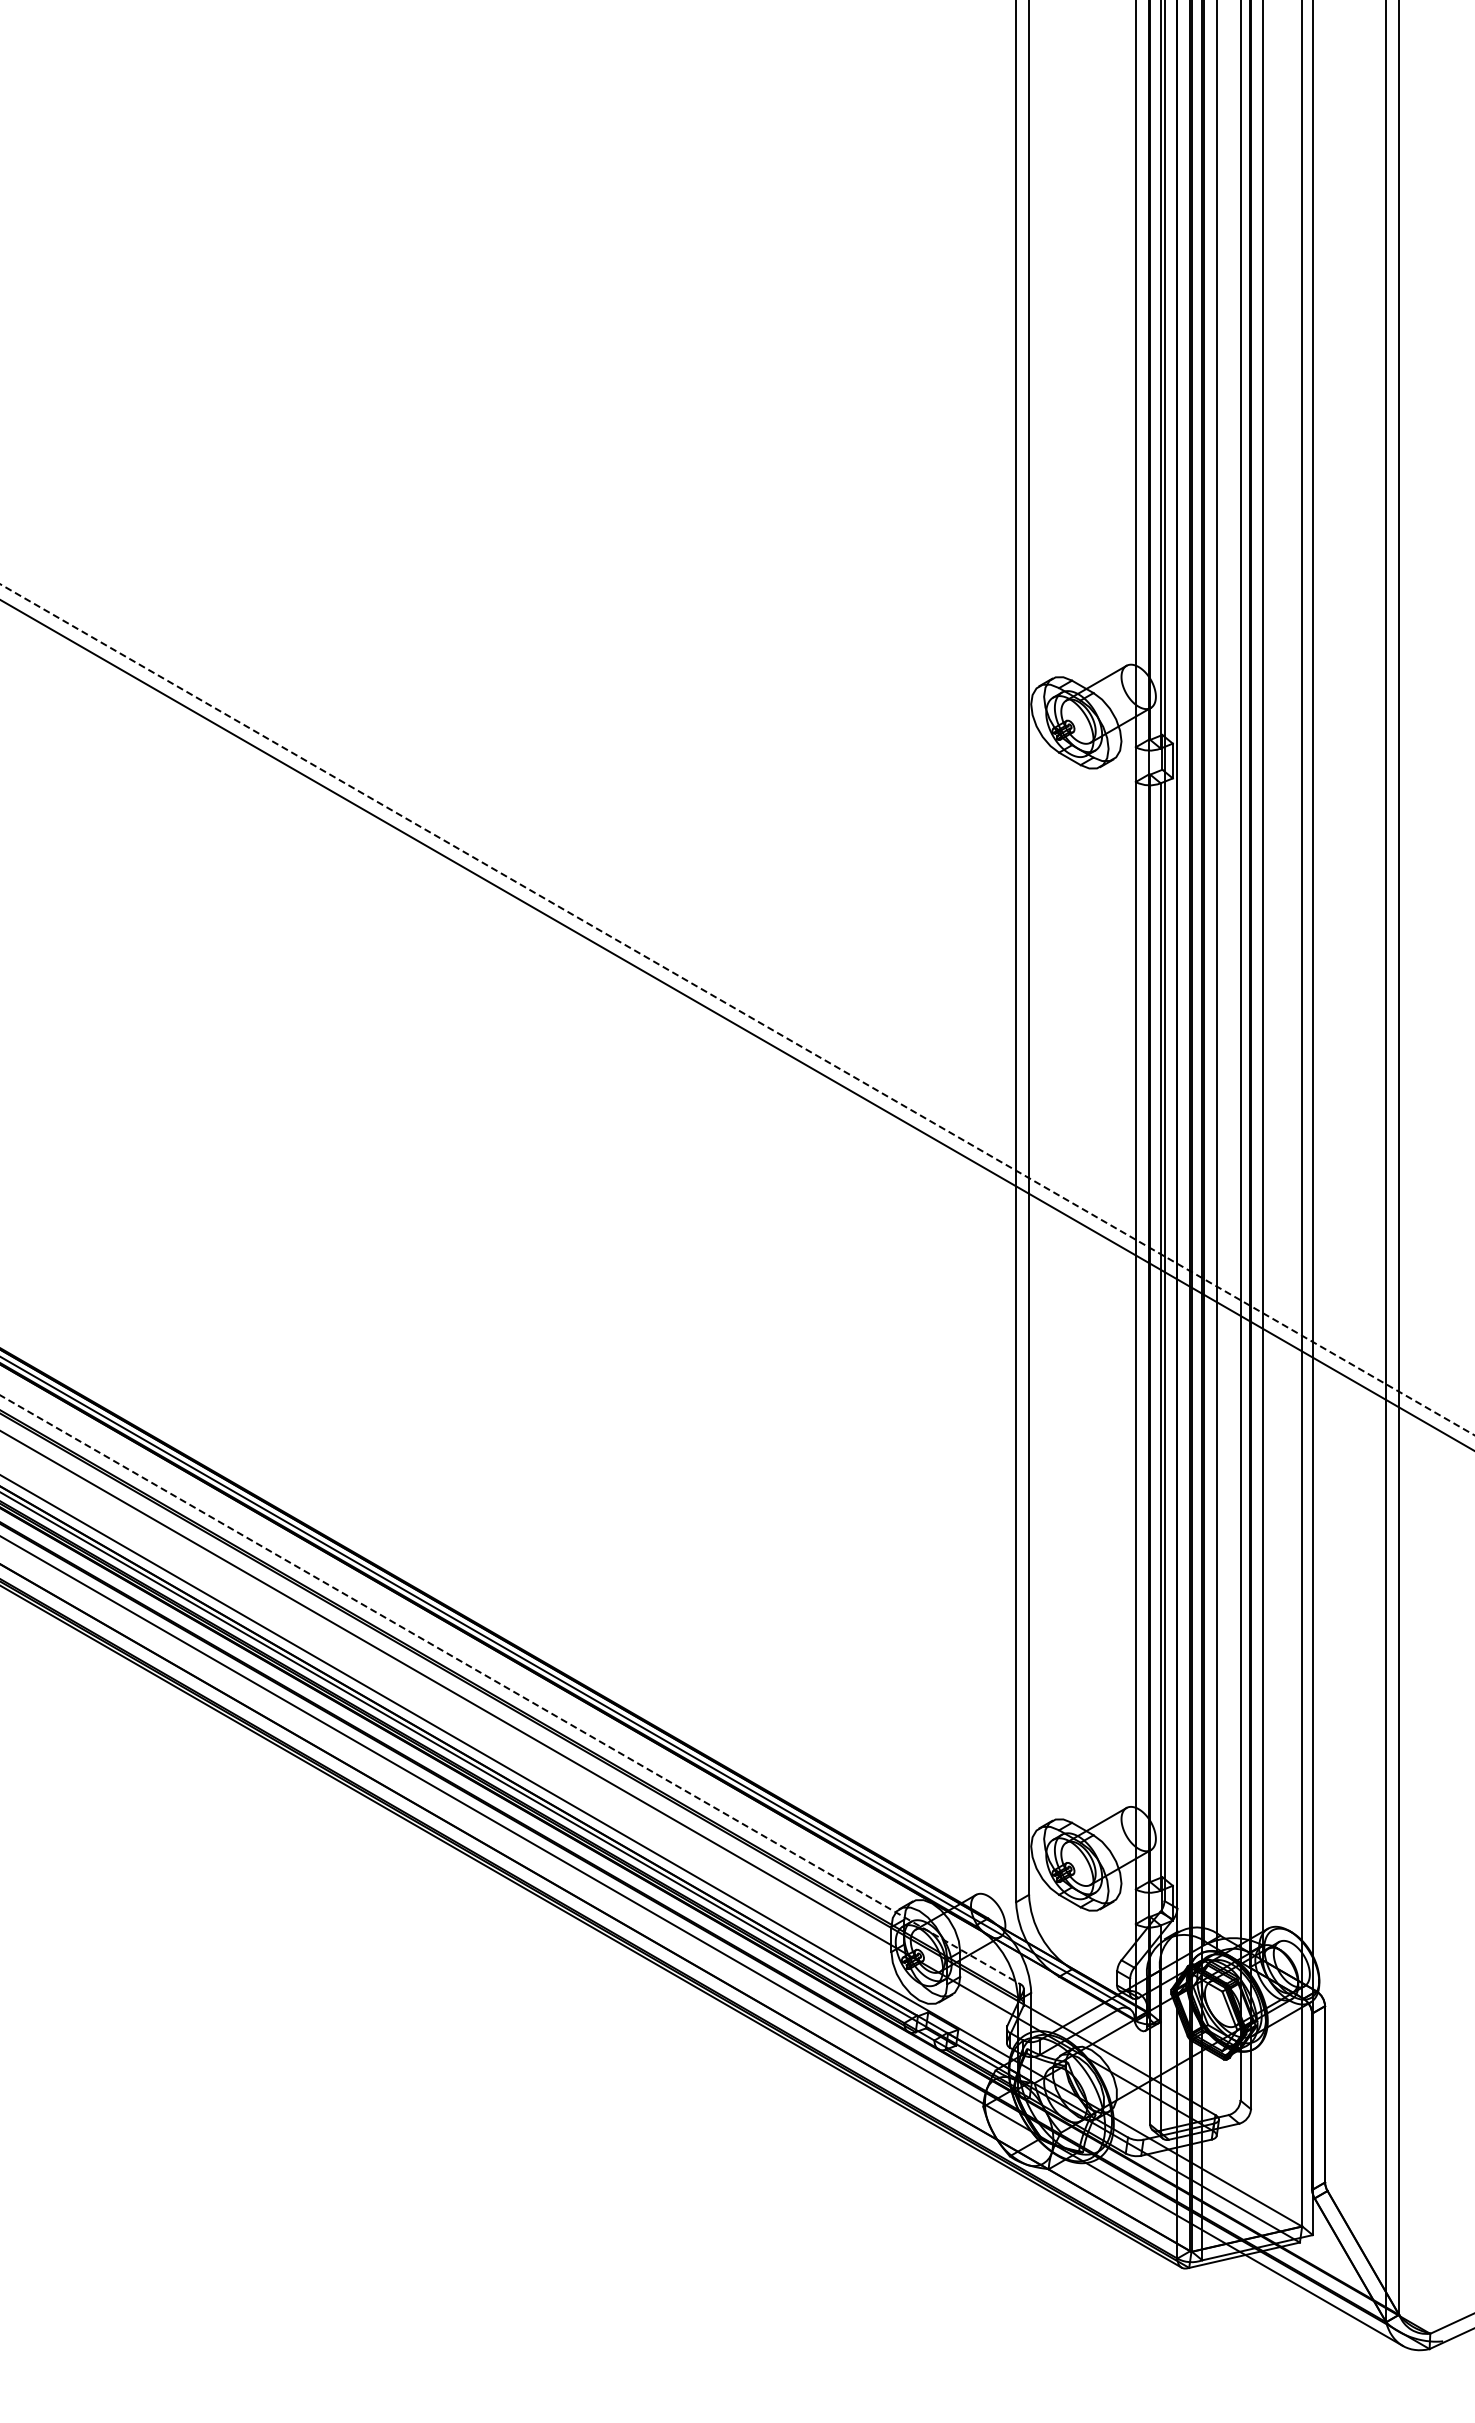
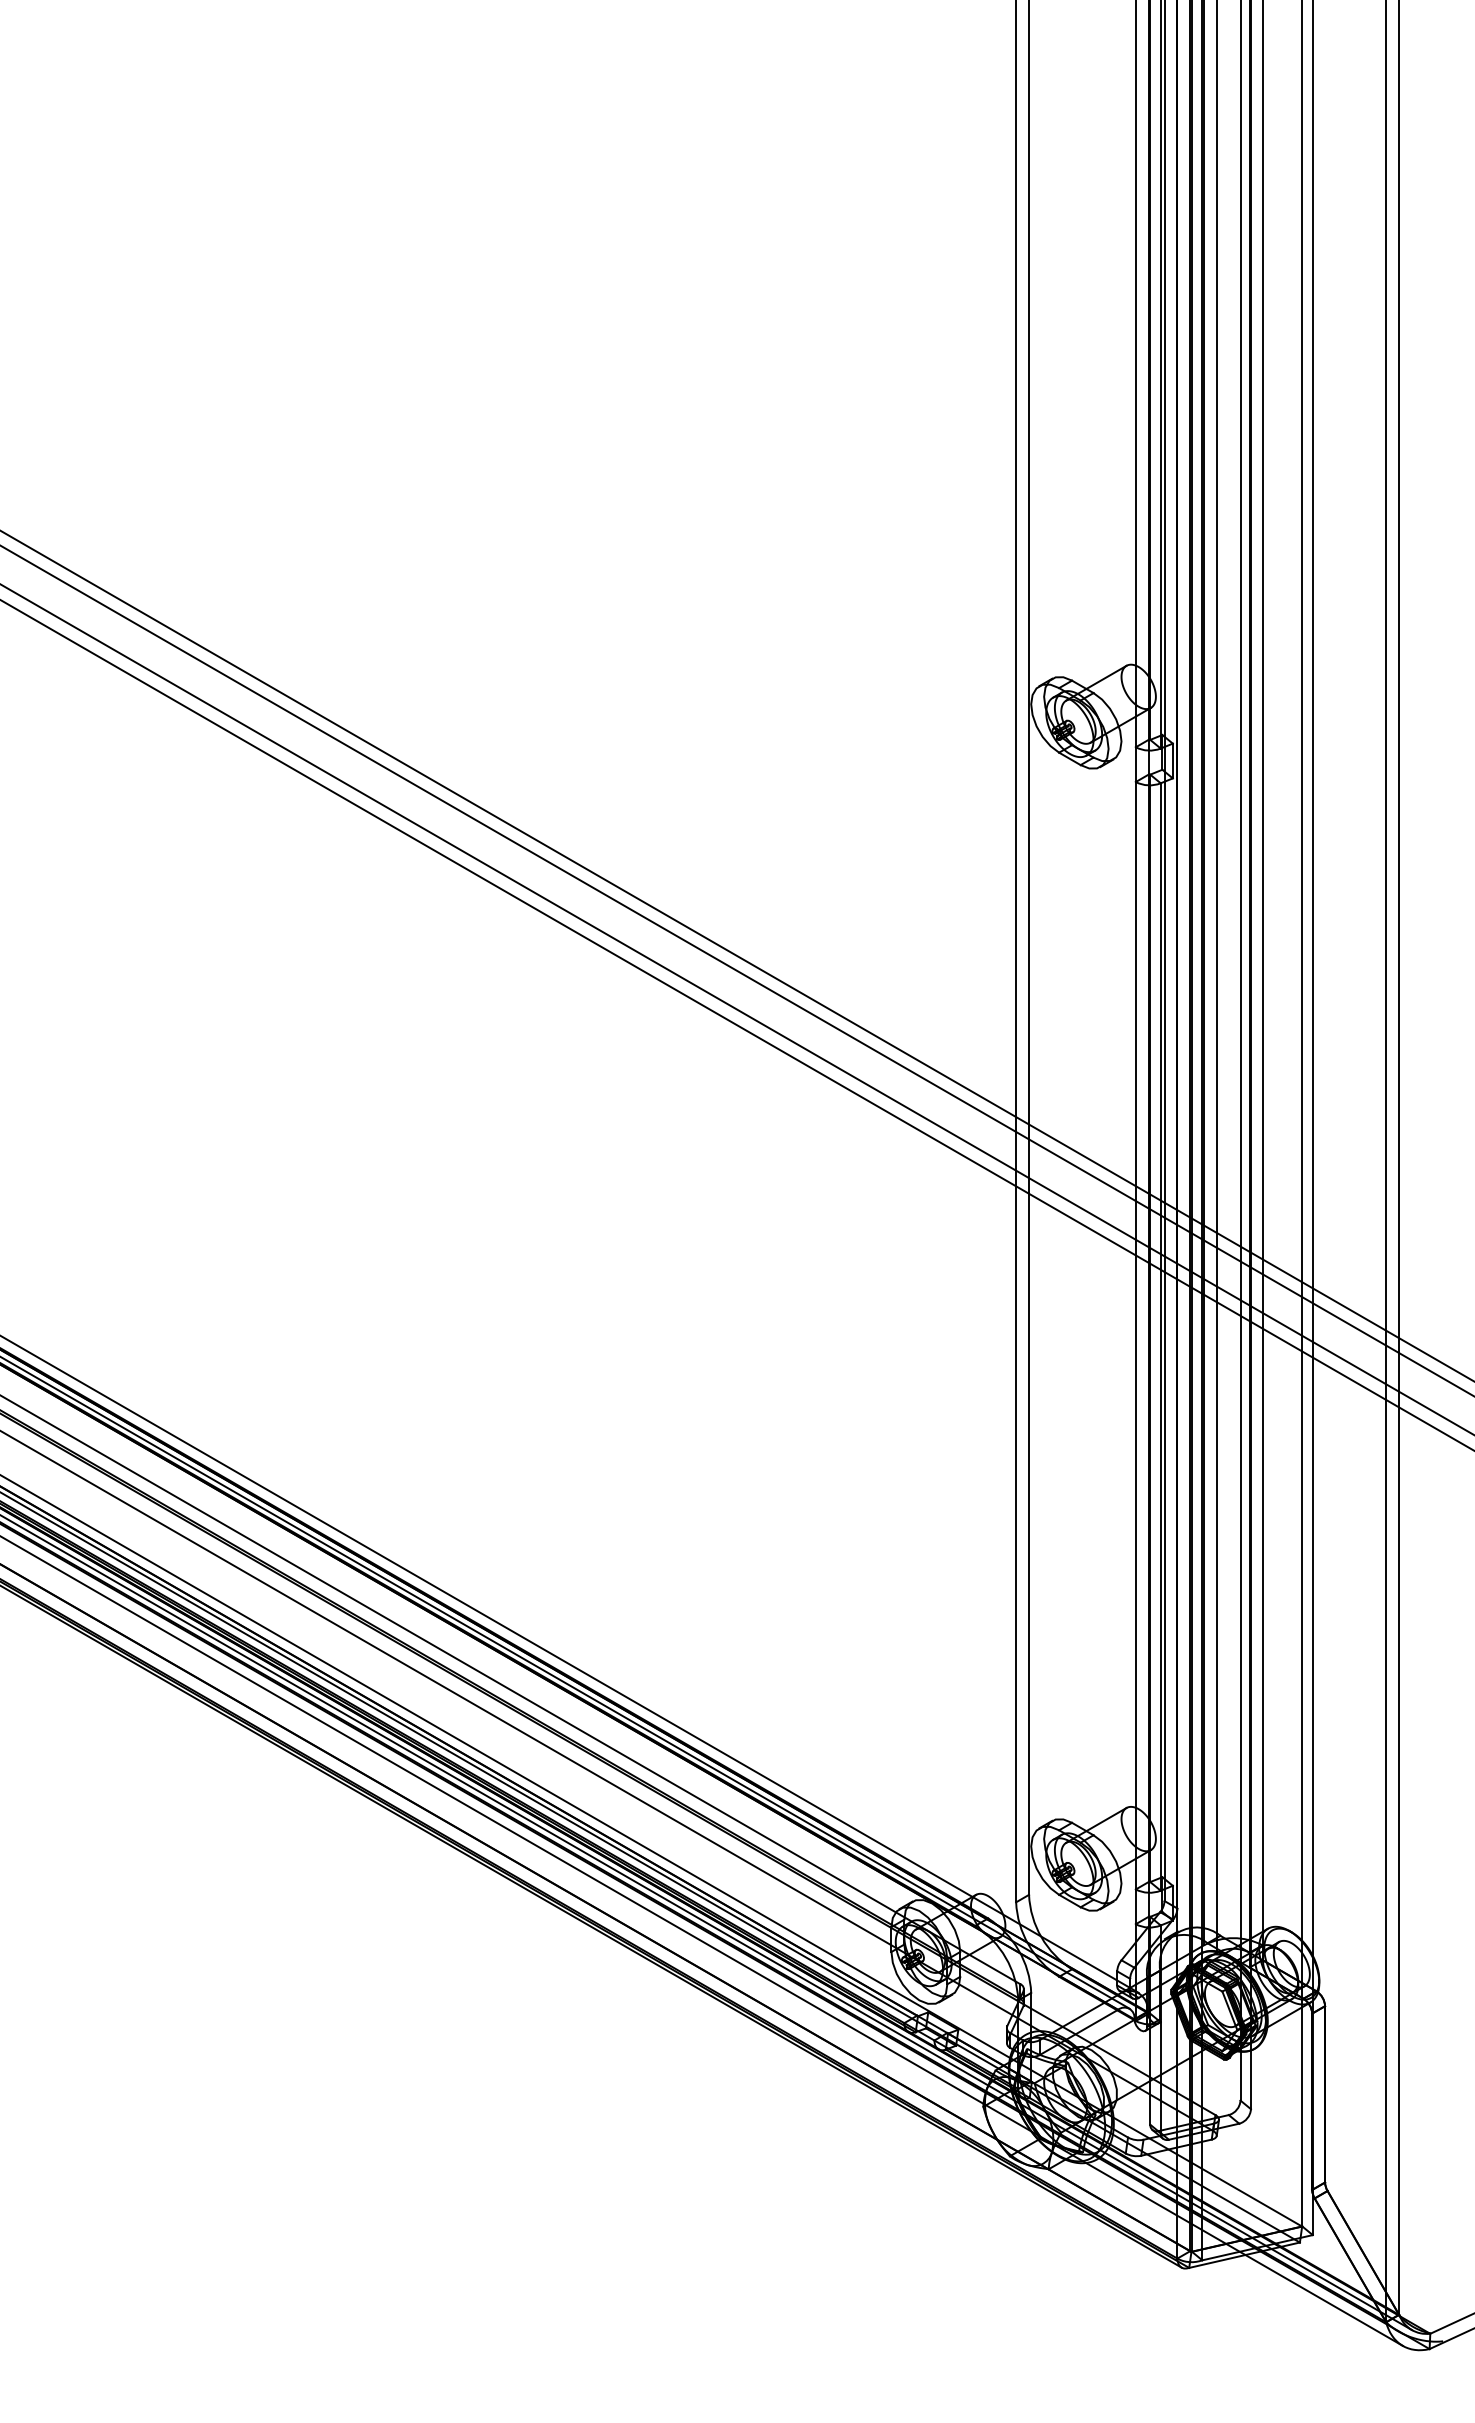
line: none -> present (736, 956)
line: none -> present (736, 970)
line: dashed -> solid (737, 1010)
line: none -> present (570, 1664)
line: dashed -> solid (510, 1689)
line: none -> present (707, 1923)
